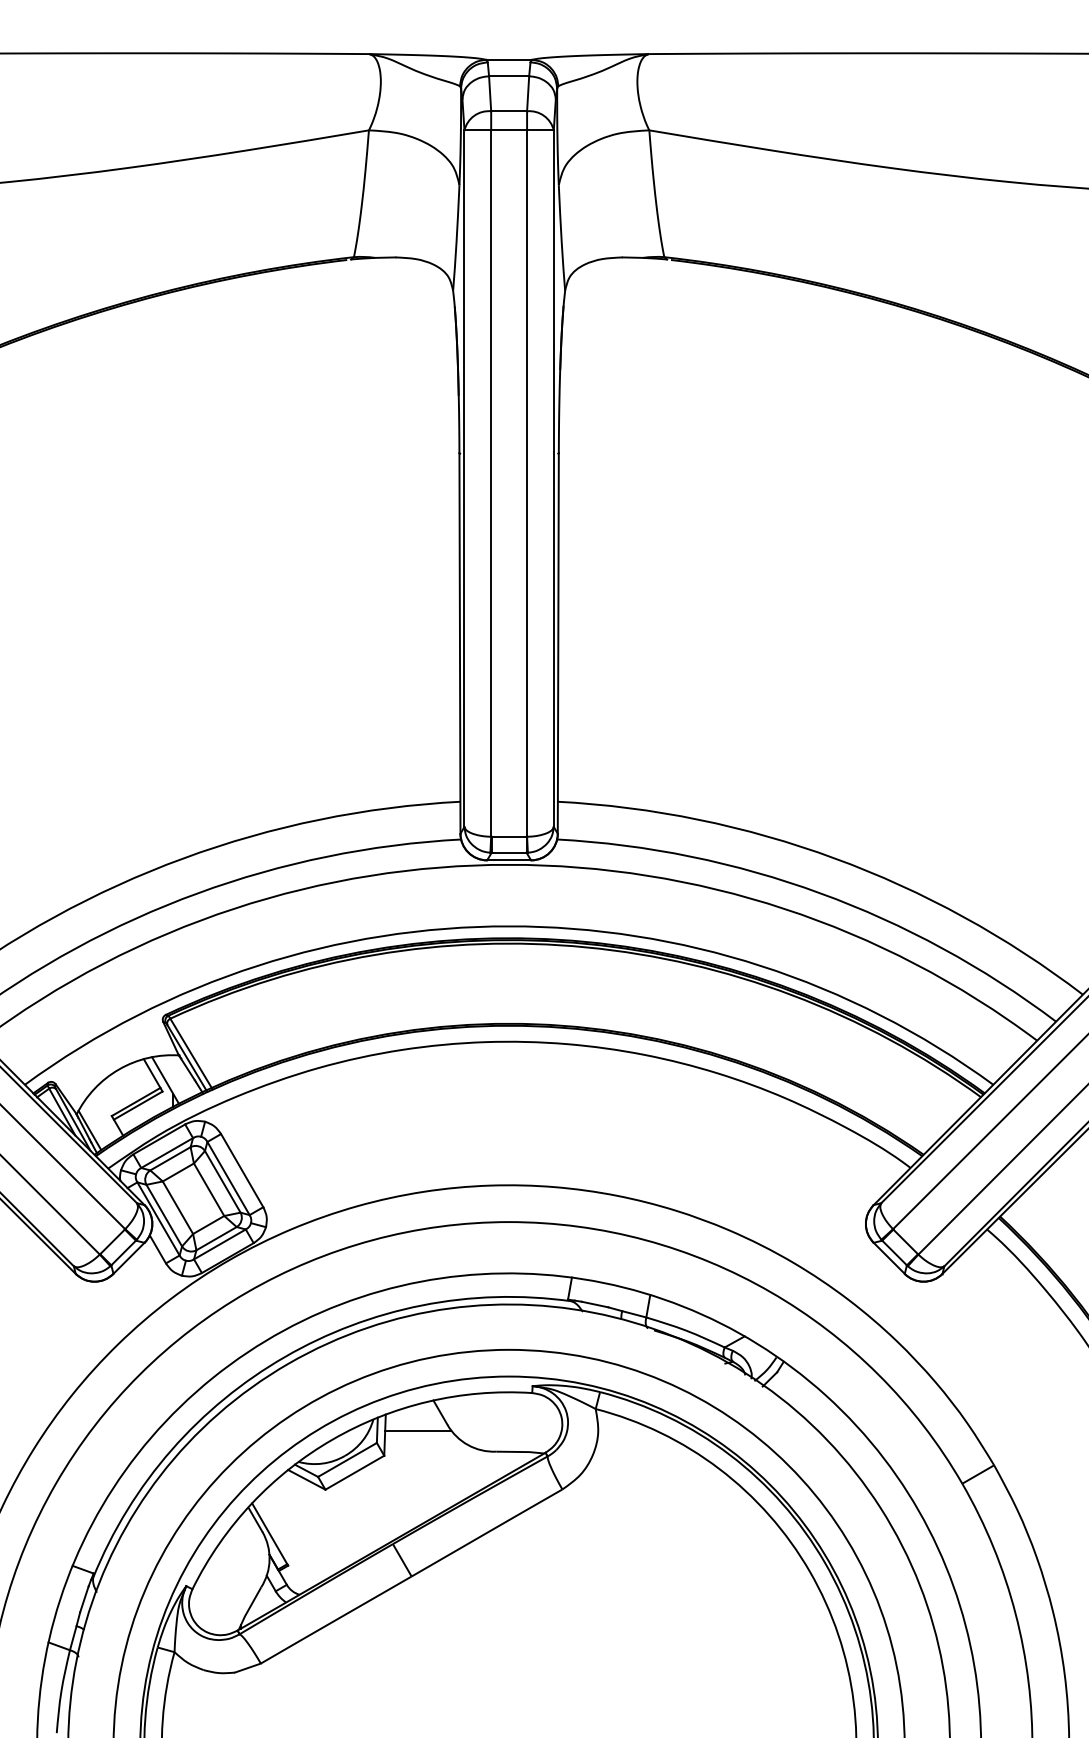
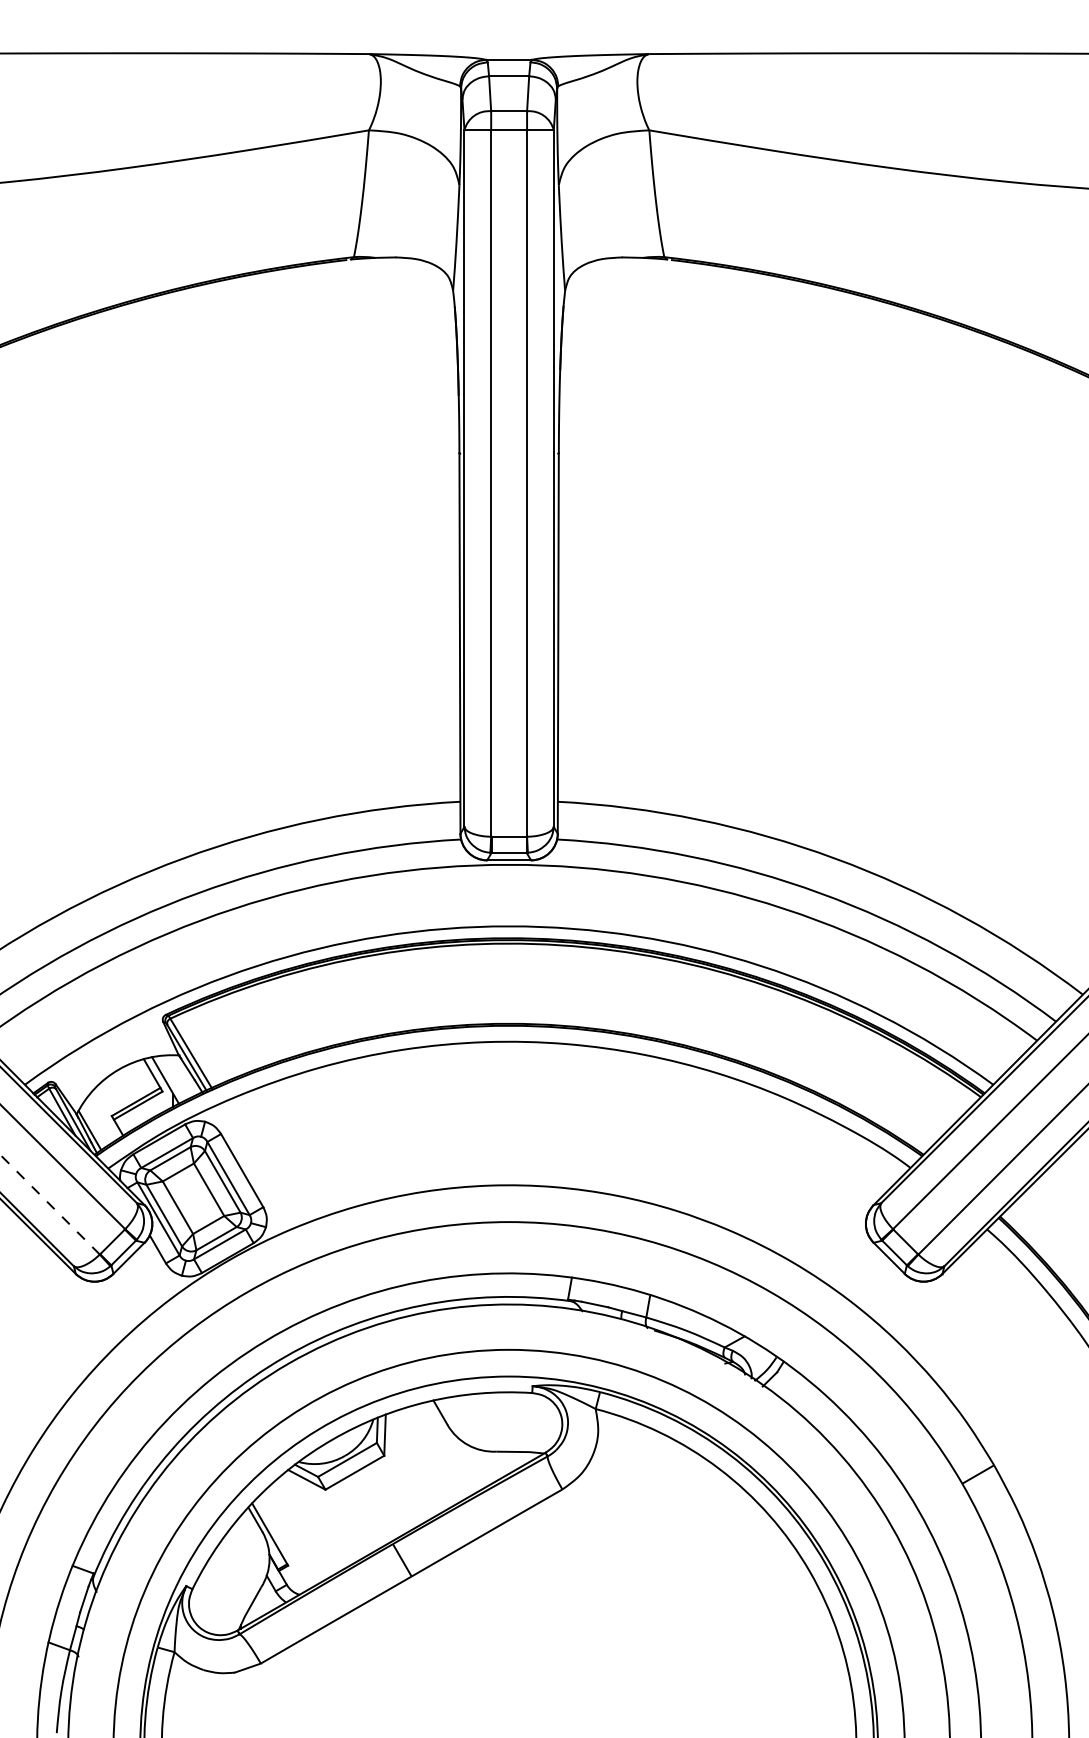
line: solid -> dashed (49, 1204)
line: present -> none (418, 1430)
